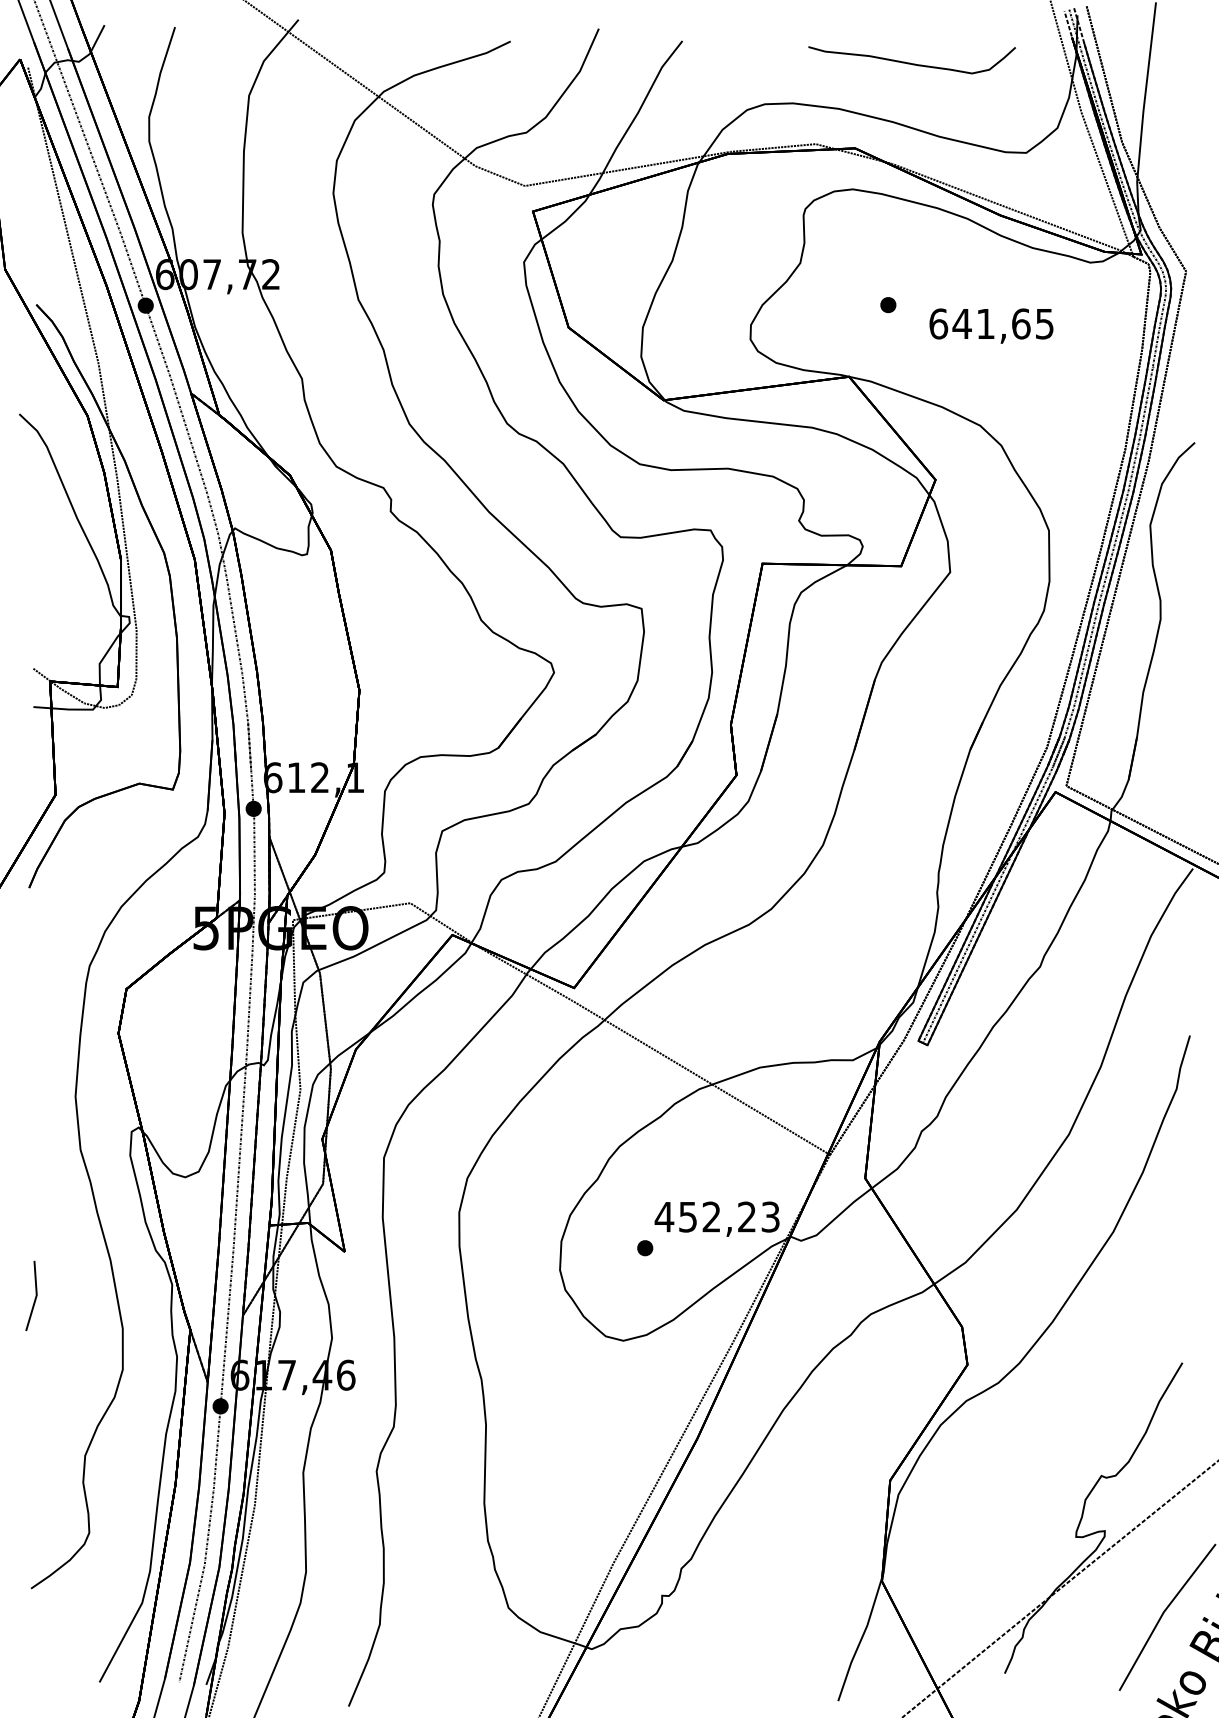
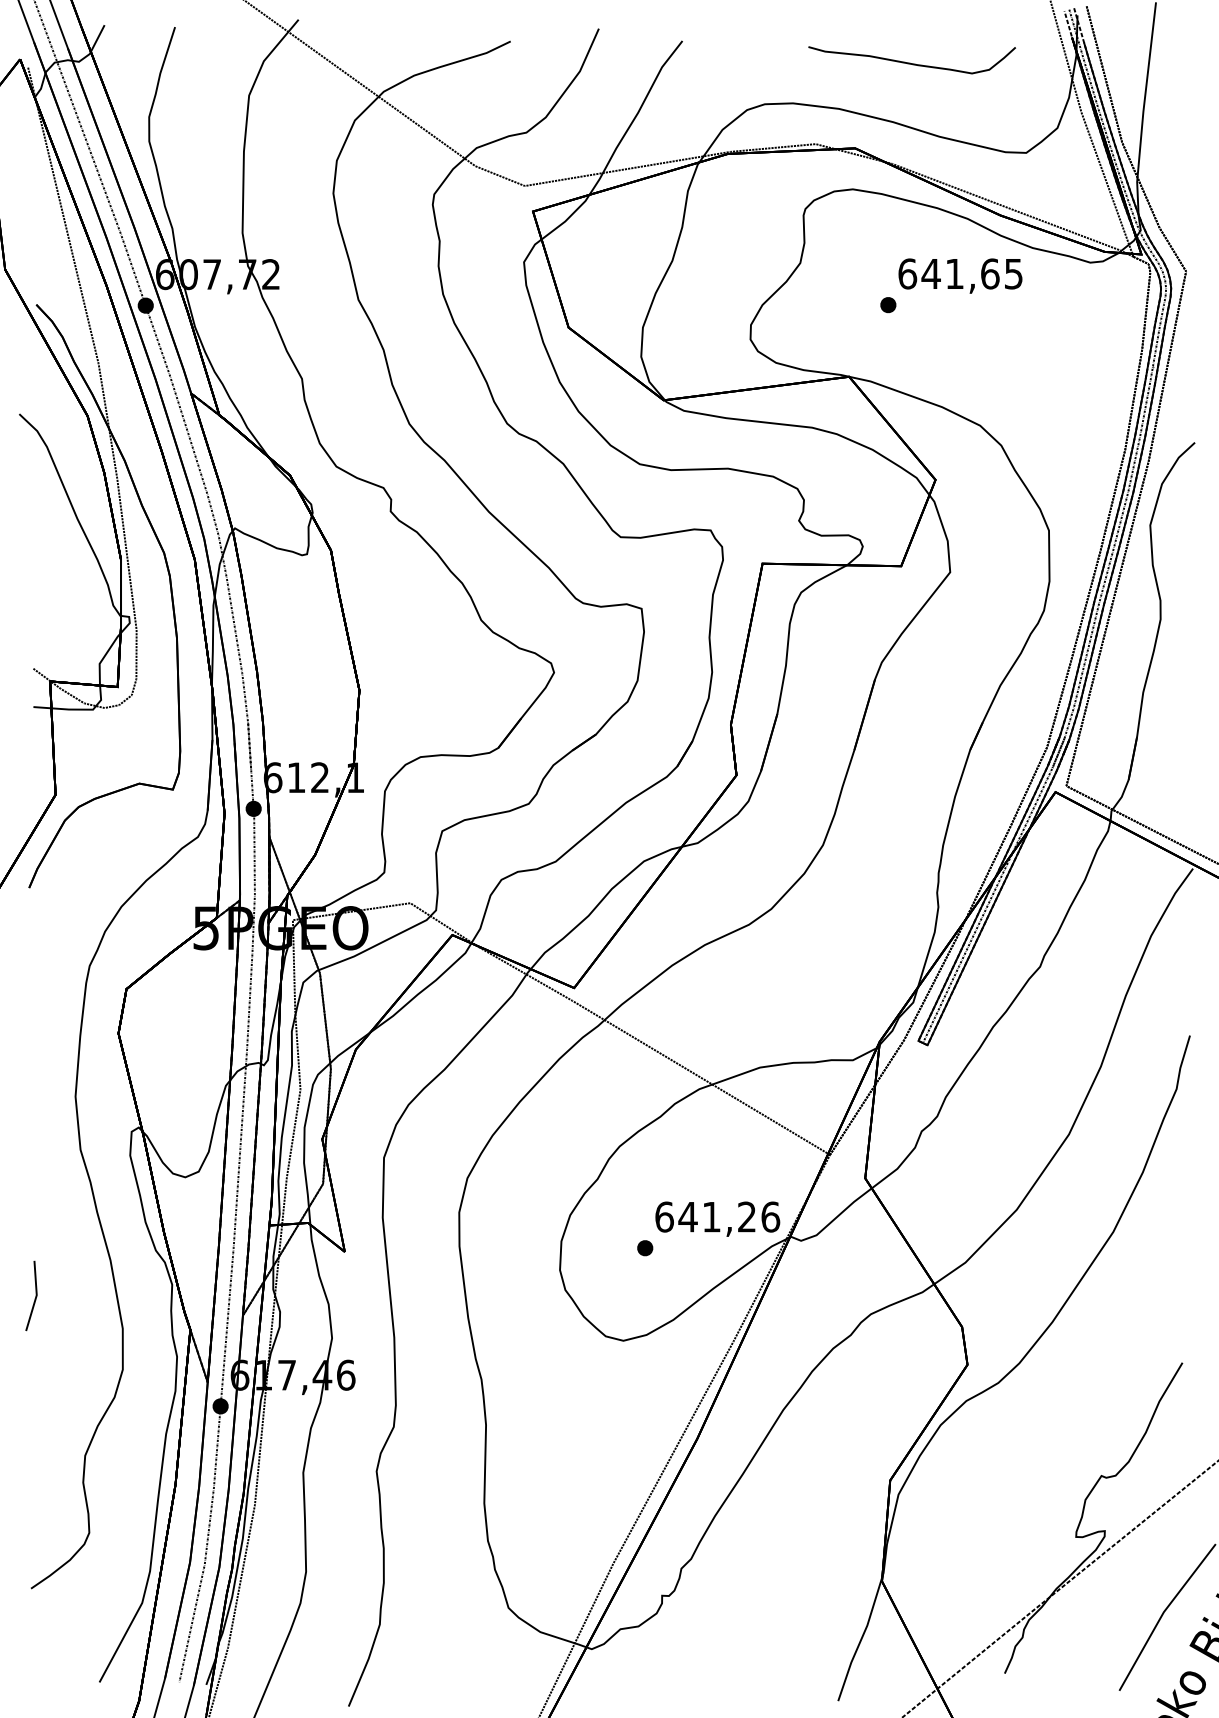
text position: (991, 325) -> (960, 275) (960, 275)
text: 452,23 -> 641,26 (717, 1216)
